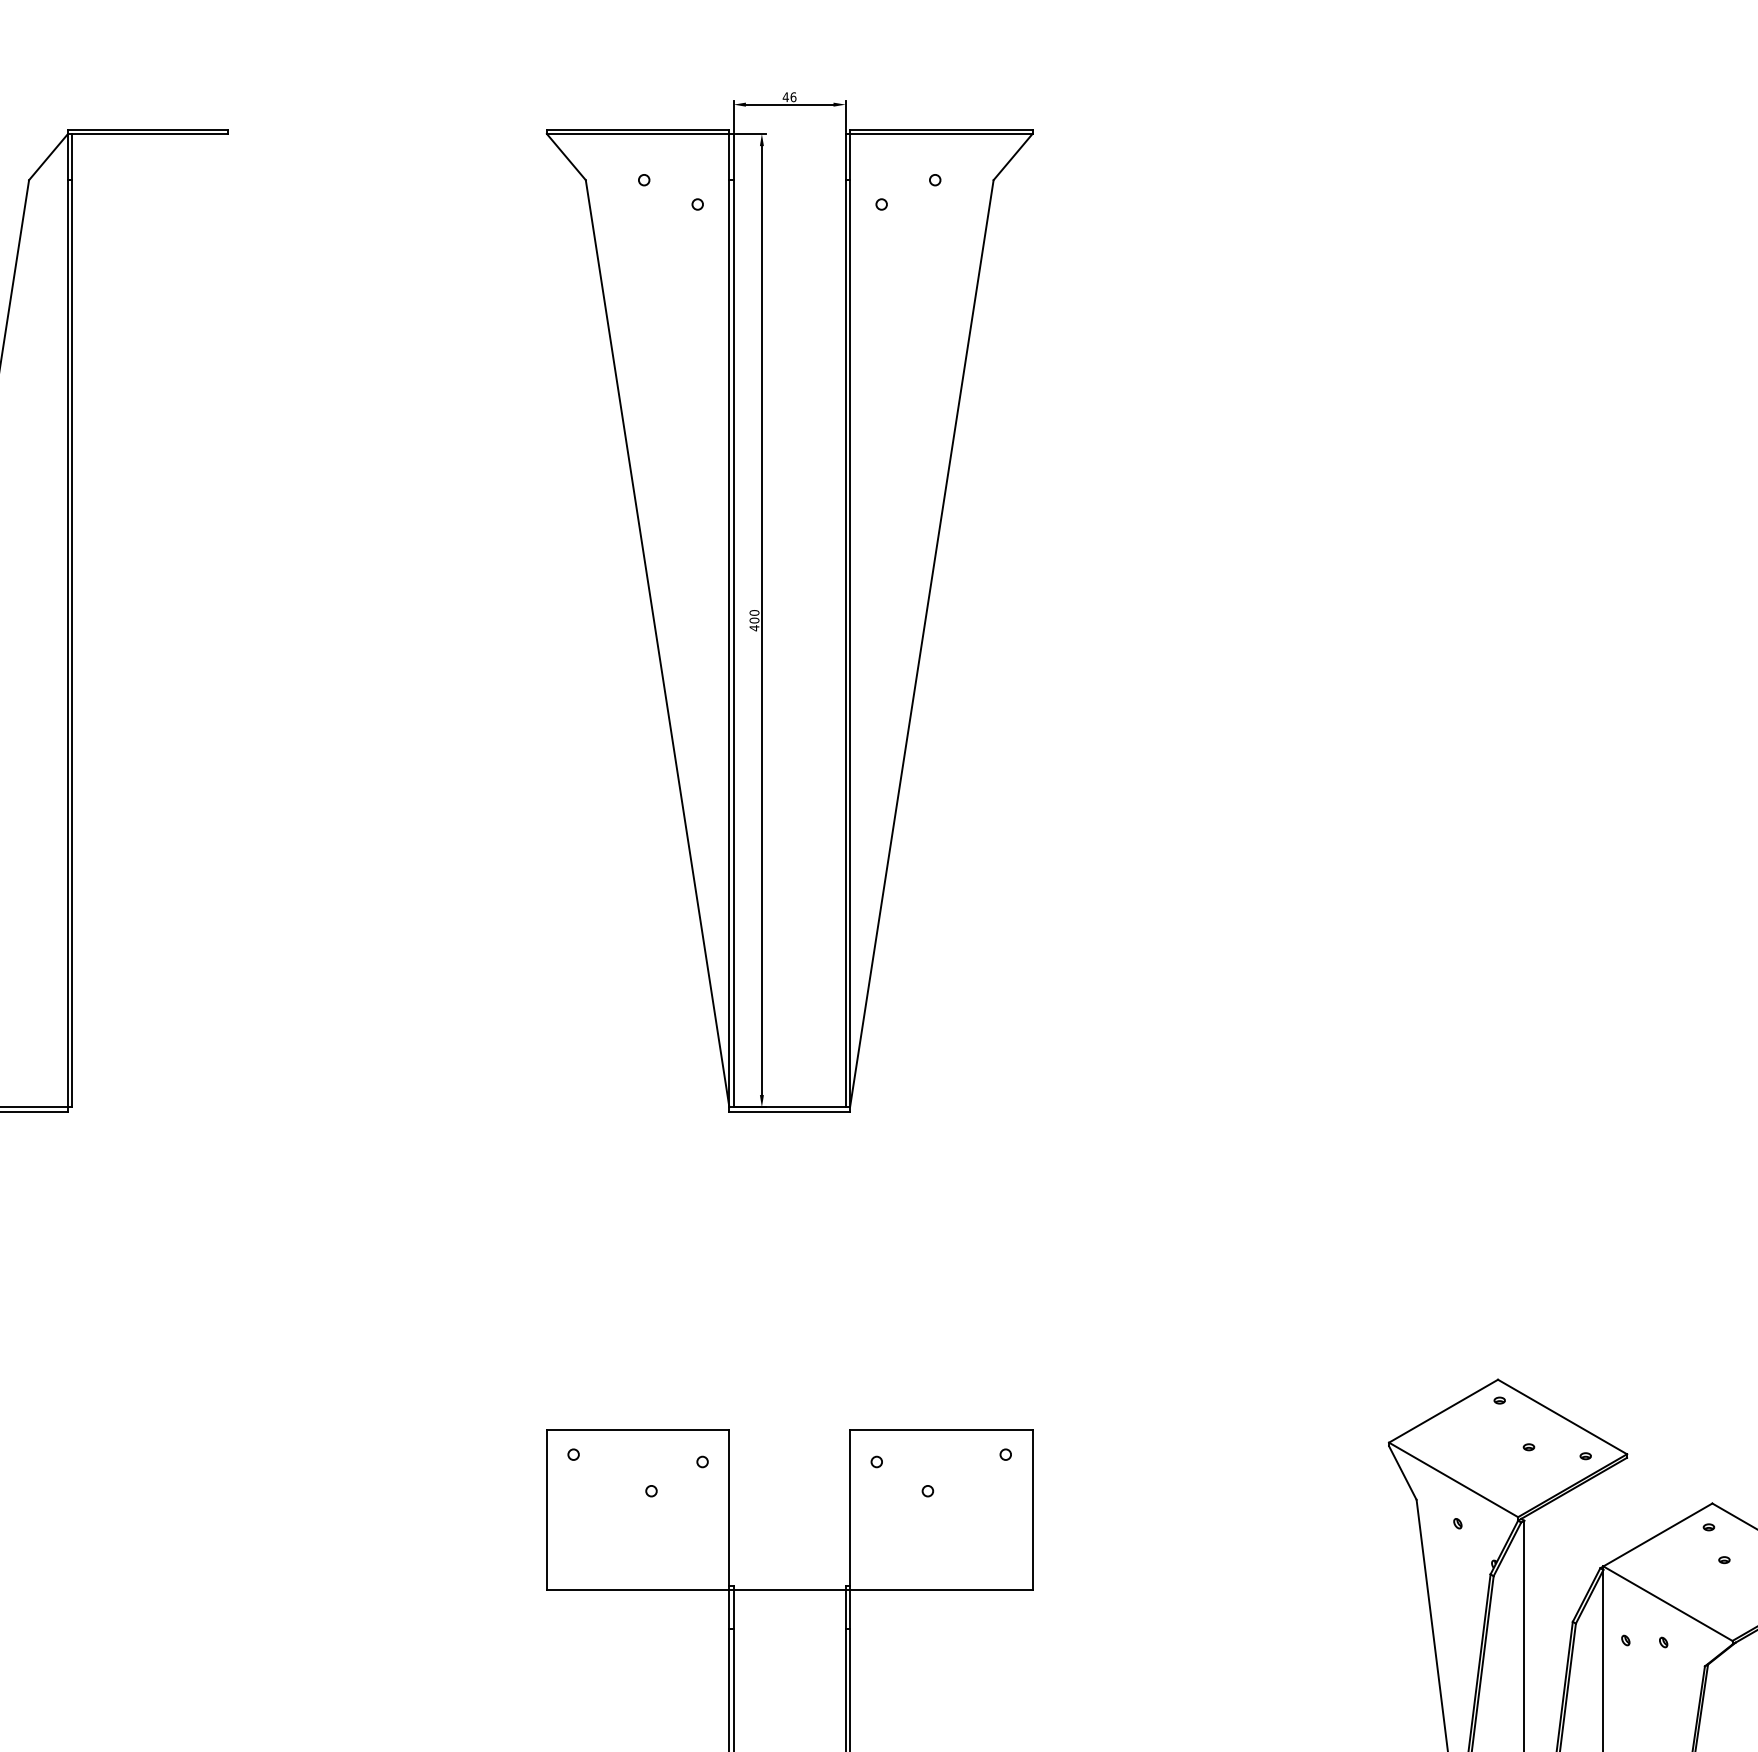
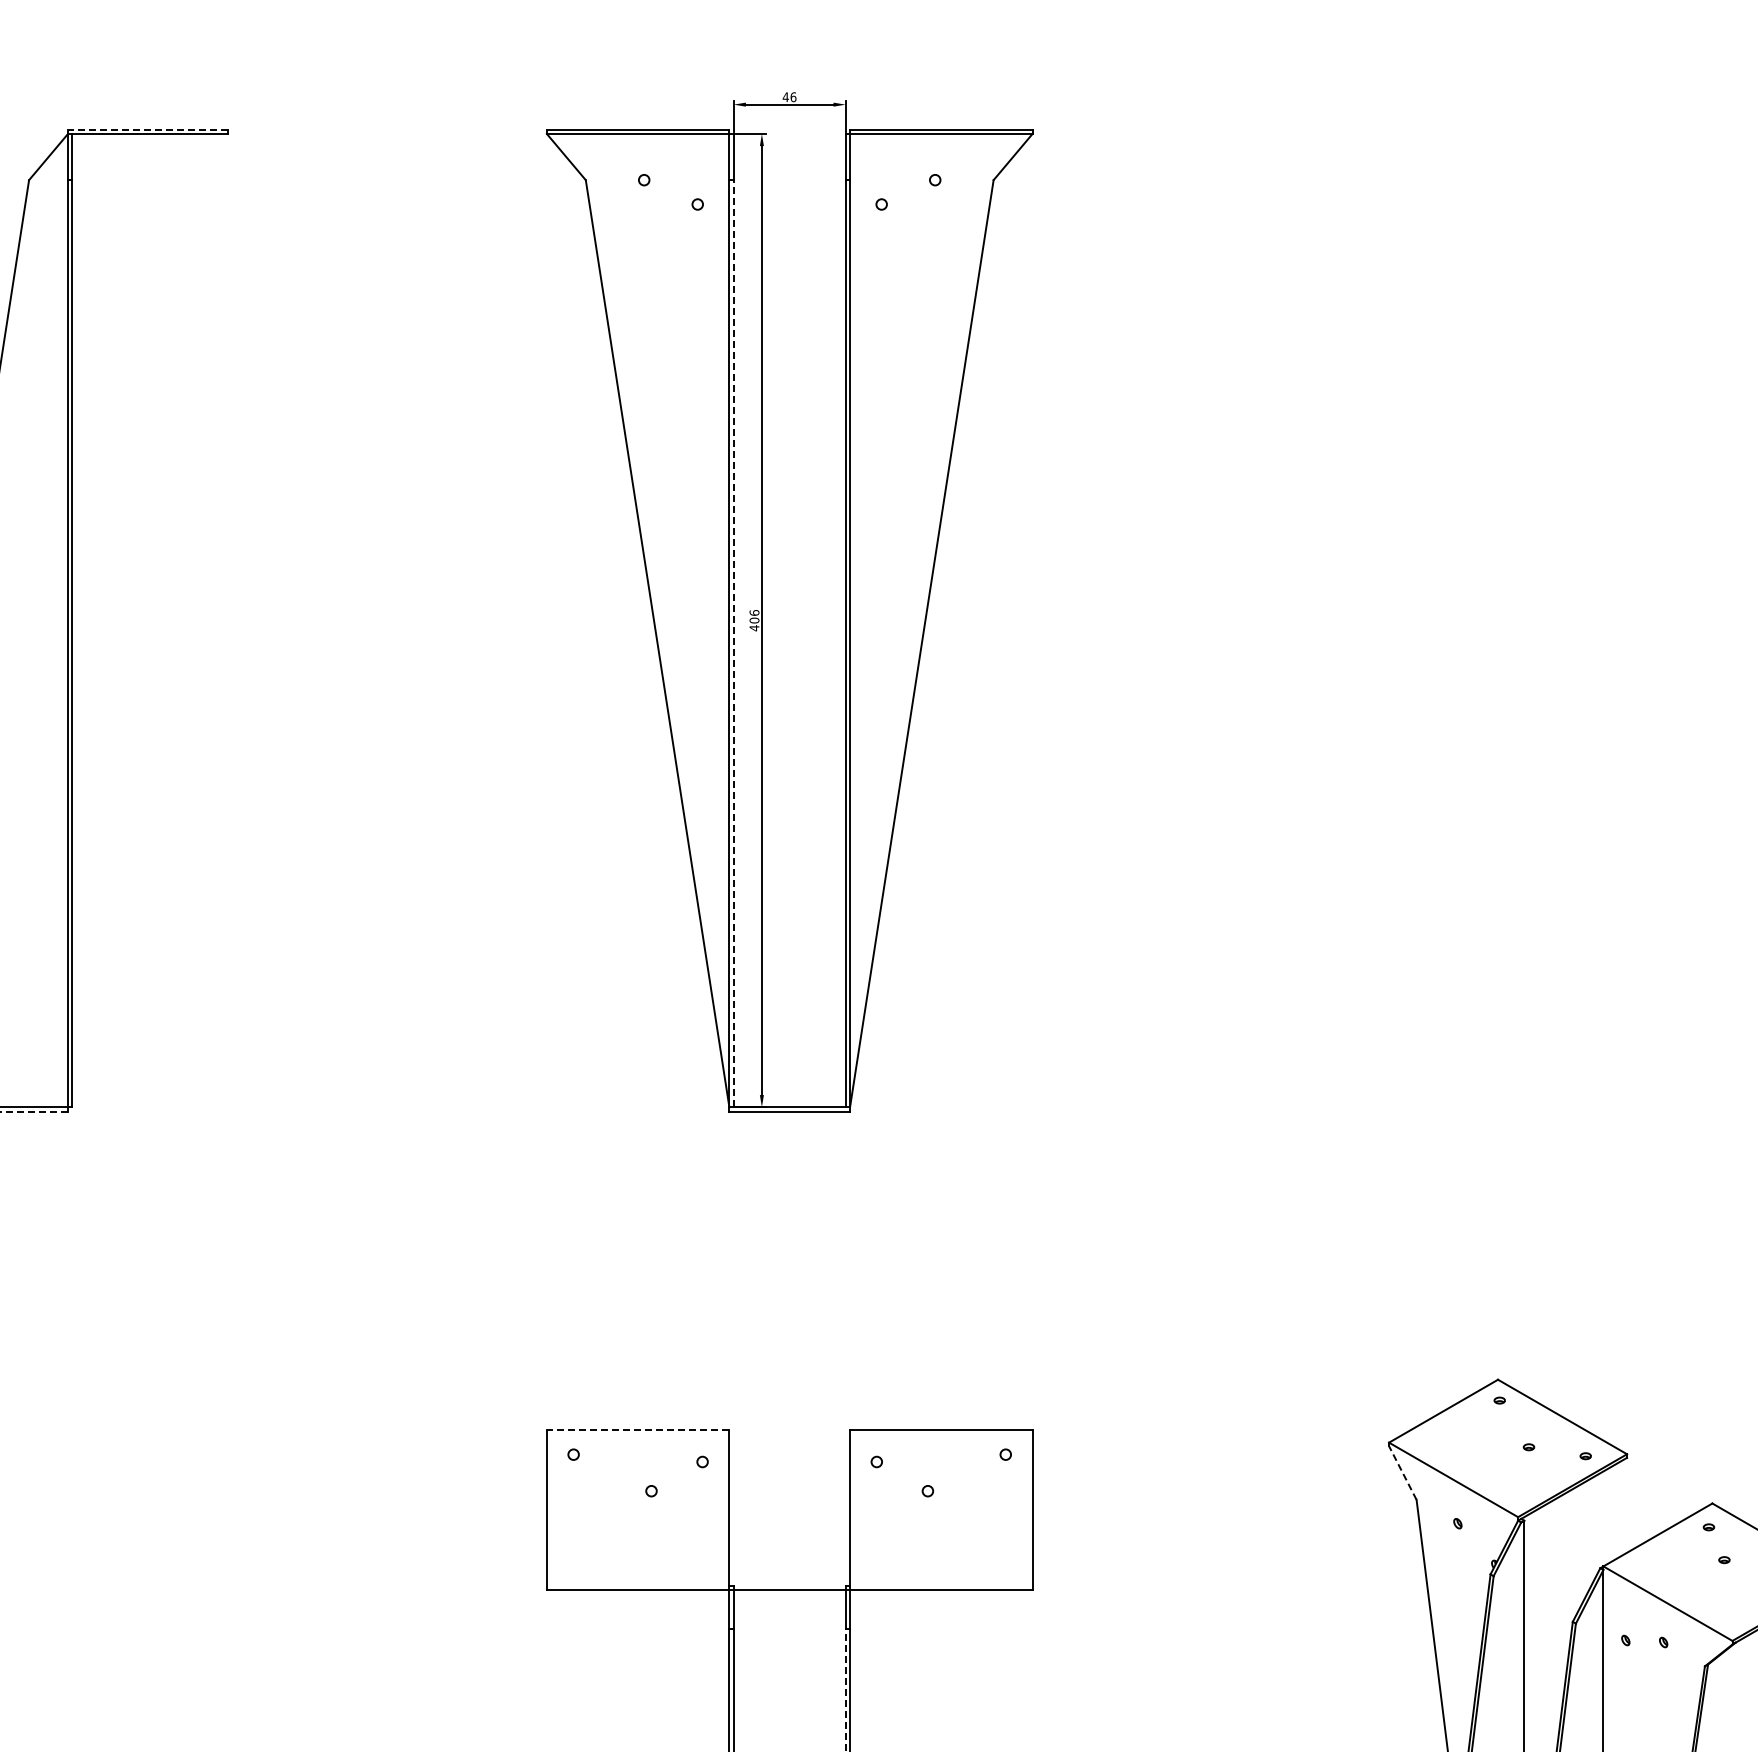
line: solid -> dashed (147, 129)
text: 400 -> 406 (754, 612)
line: solid -> dashed (733, 643)
line: solid -> dashed (34, 1111)
line: solid -> dashed (637, 1430)
line: solid -> dashed (1402, 1472)
line: solid -> dashed (845, 1690)
